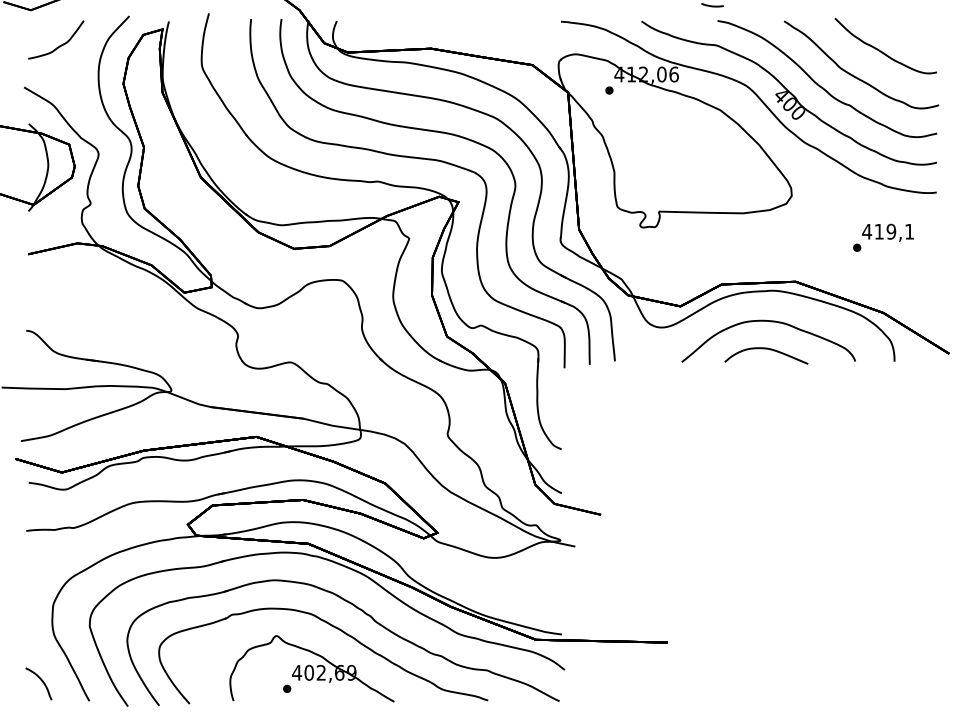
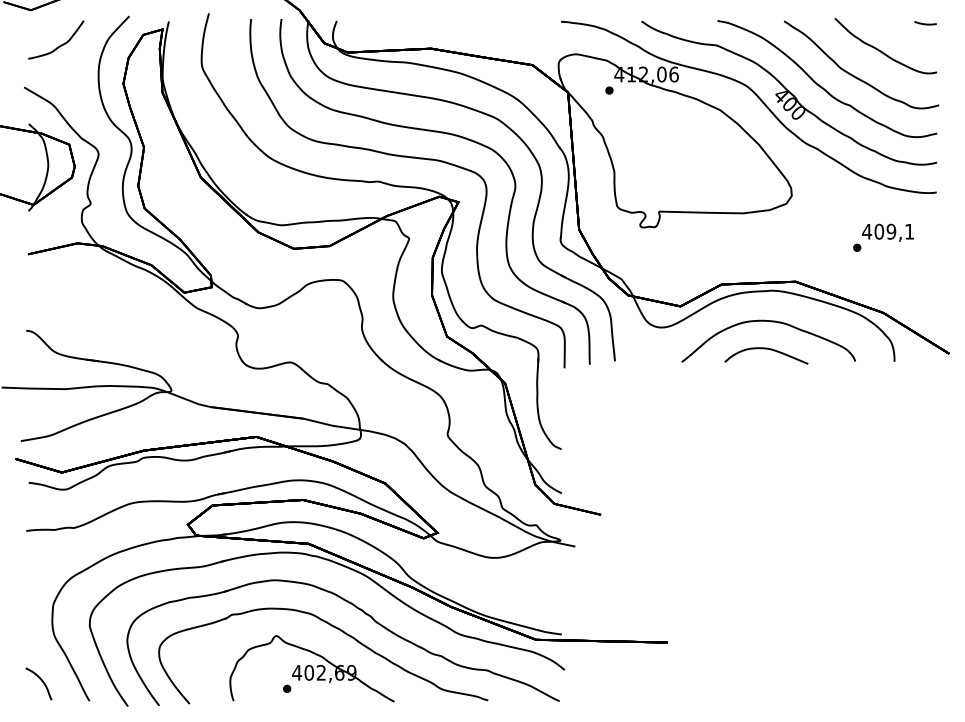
line position: (712, 5) -> (925, 23) (925, 23)
text: 419,1 -> 409,1 (879, 231)
